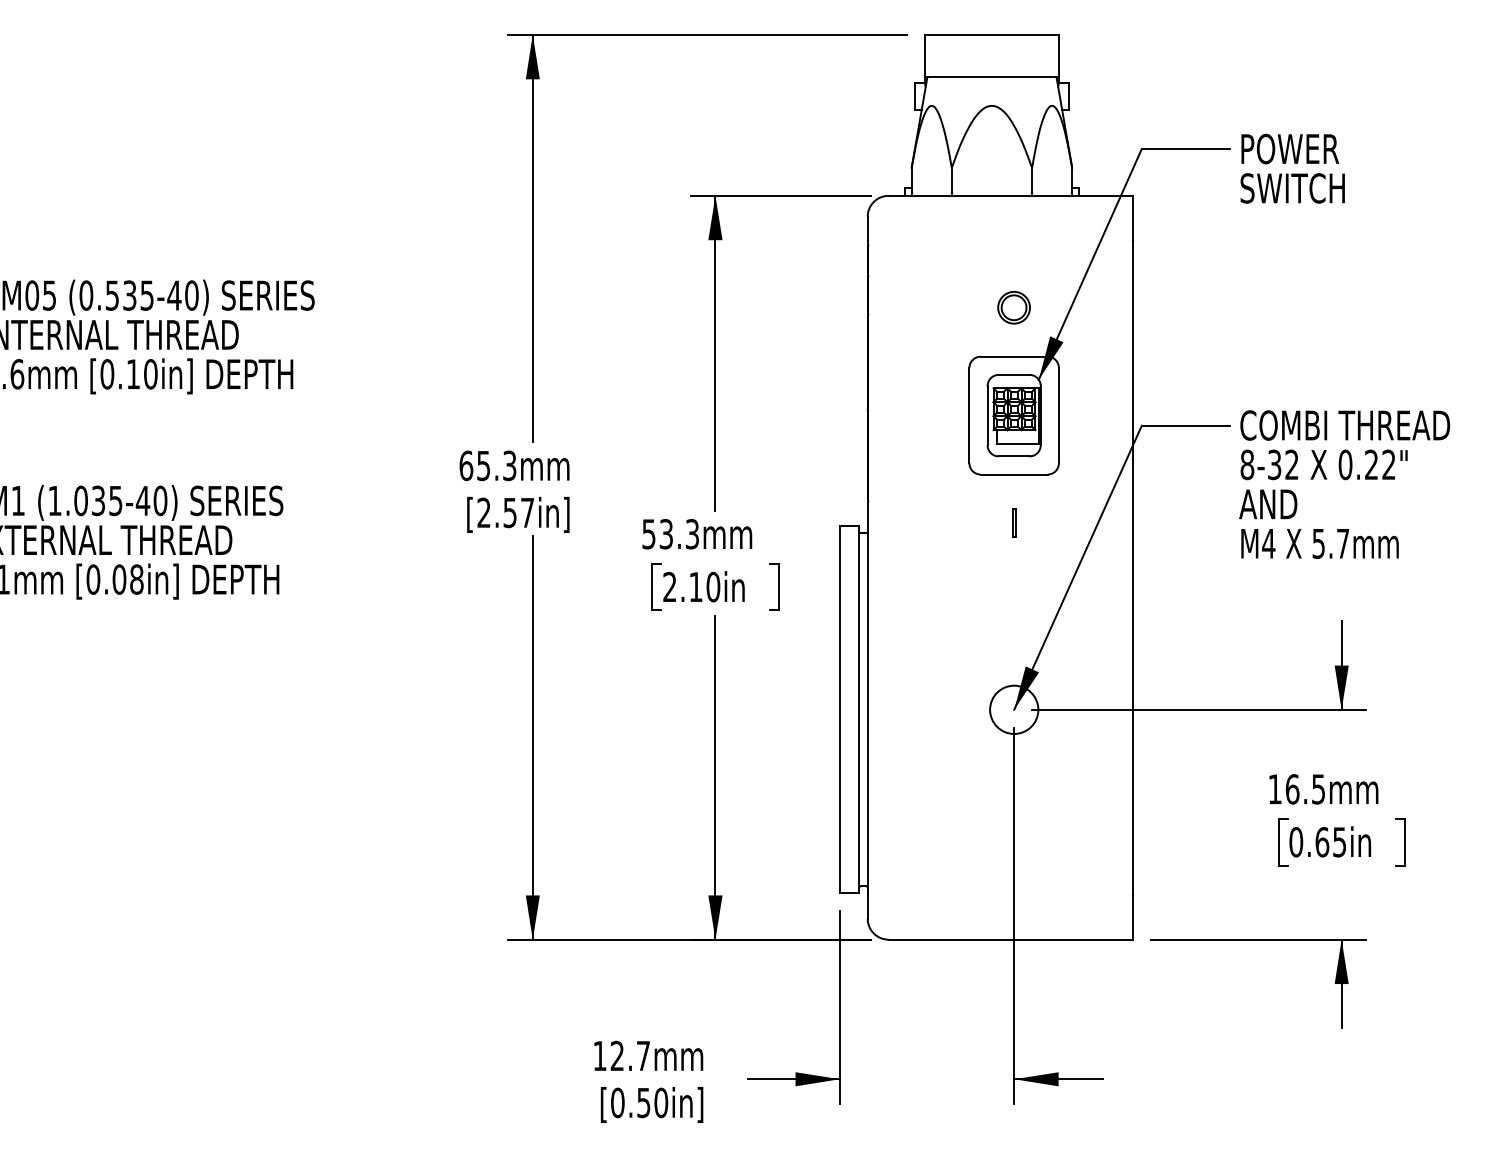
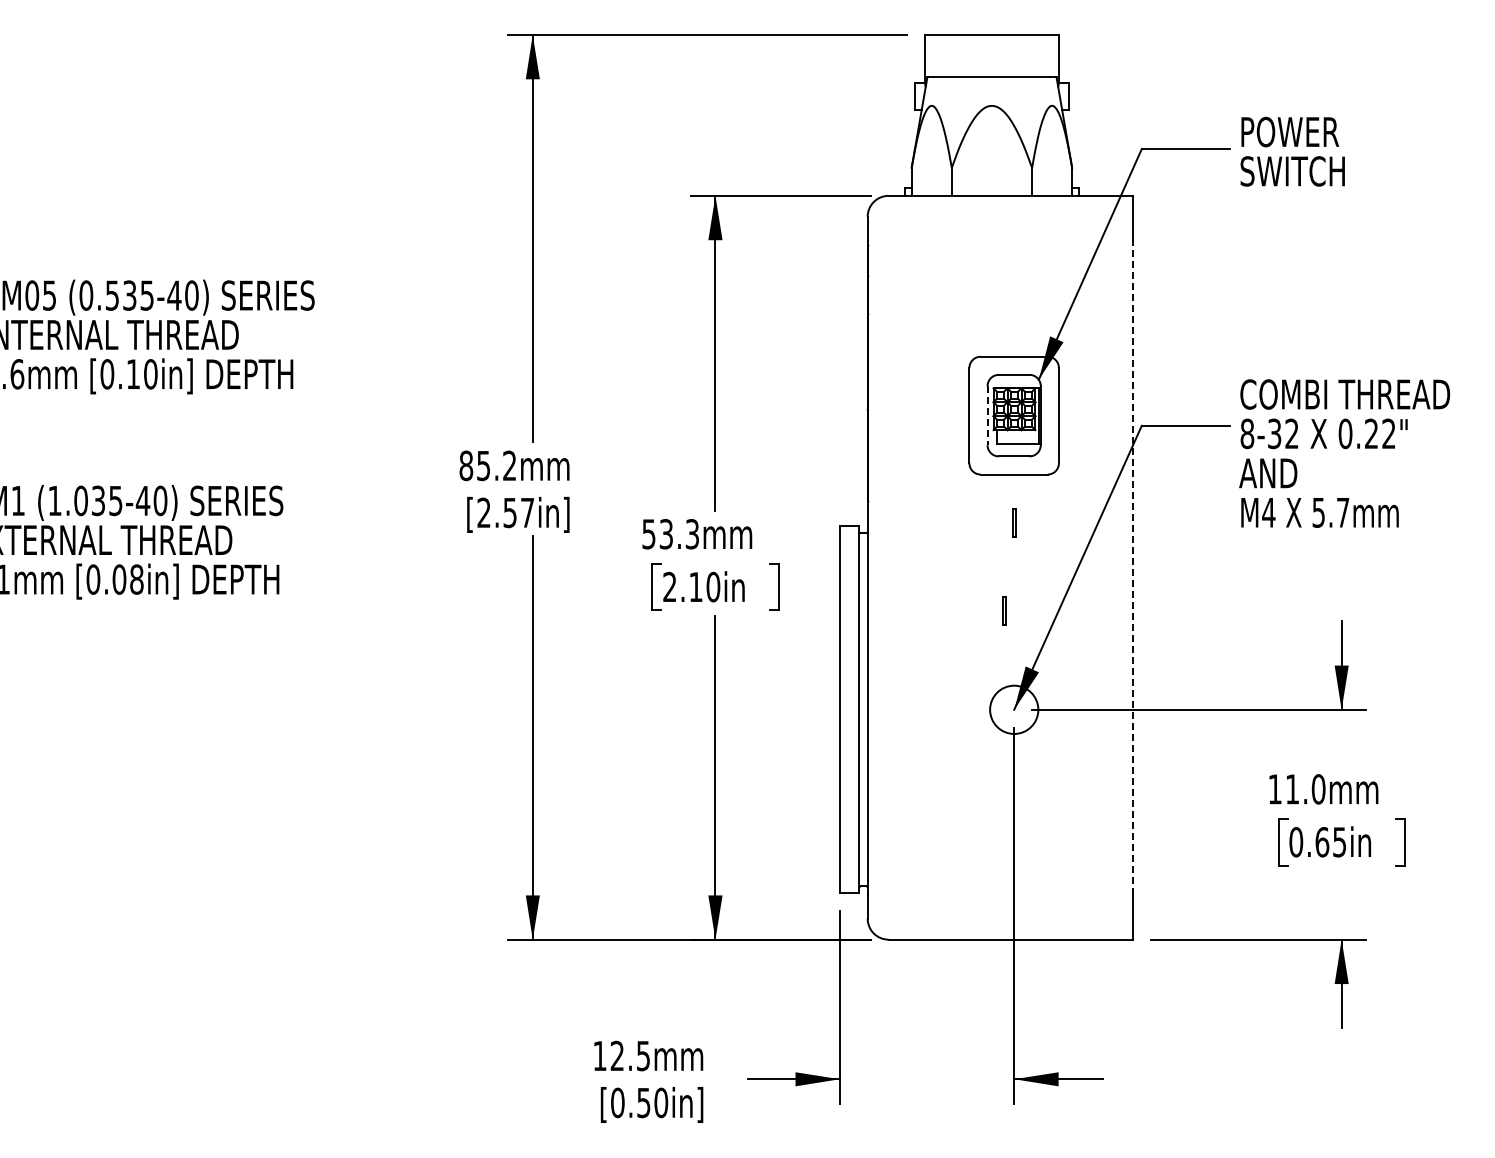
text position: (1292, 168) -> (1292, 151) (1292, 151)
part: present -> none (1013, 307)
line: solid -> dashed (987, 415)
text: 65.3mm -> 85.2mm (487, 465)
text position: (1344, 484) -> (1344, 453) (1344, 453)
line: solid -> dashed (1132, 567)
line: none -> present (1003, 610)
text: 16.5mm -> 11.0mm (1305, 789)
text: 12.7mm -> 12.5mm (643, 1056)
